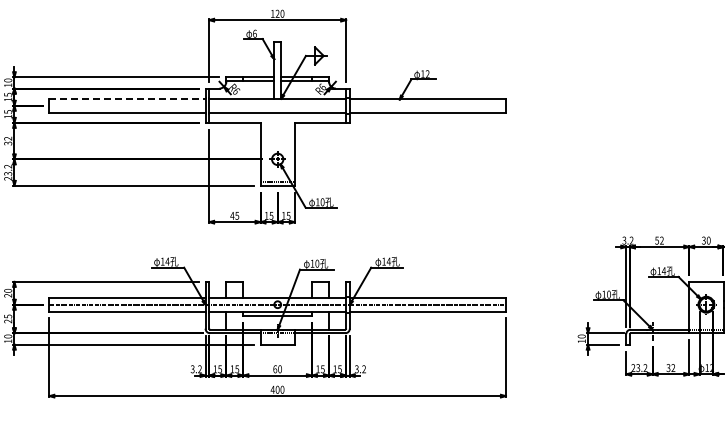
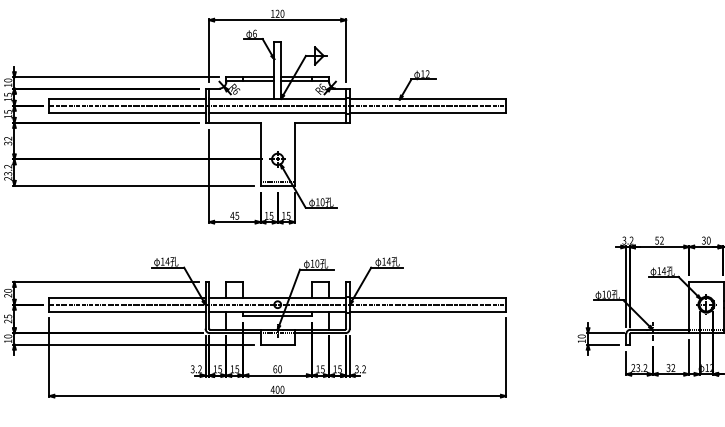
line: dashed -> solid (128, 98)
line: none -> present (277, 105)
